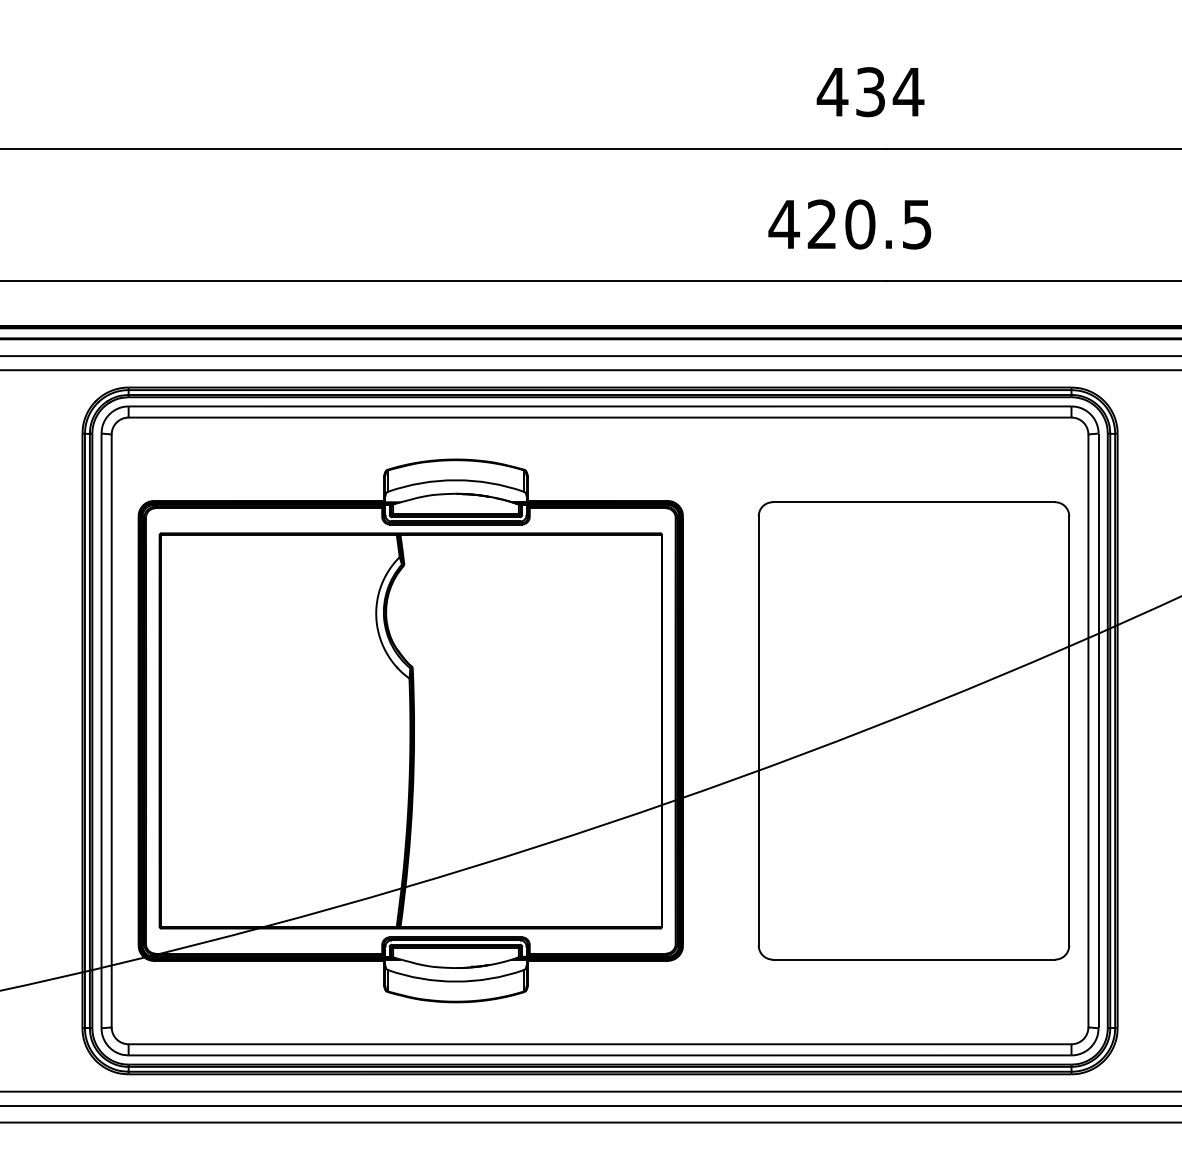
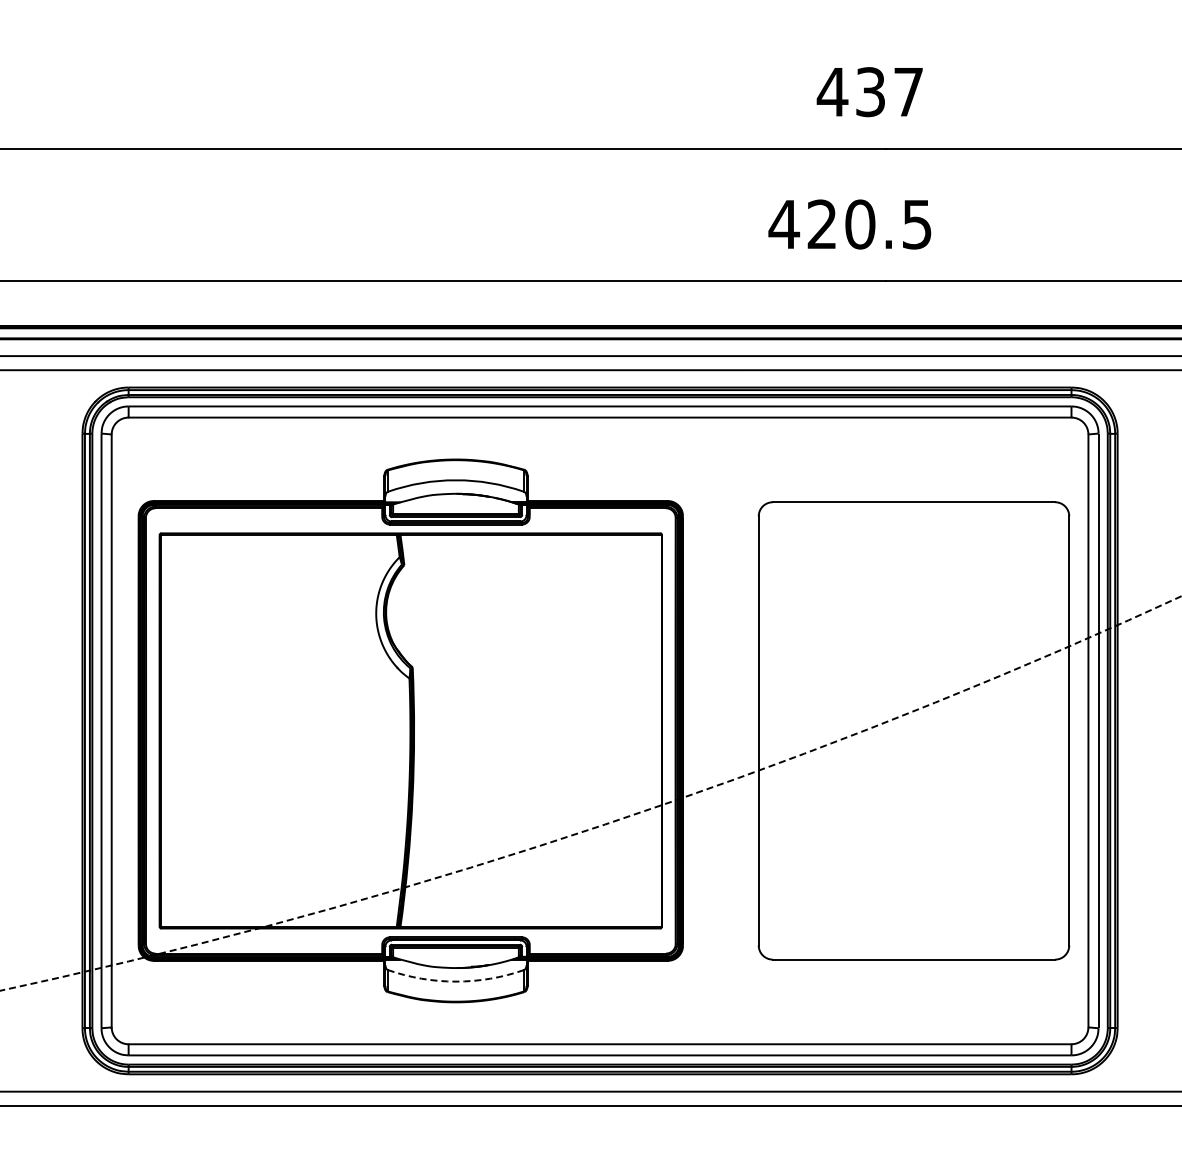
text: 434 -> 437 (908, 92)
line: solid -> dashed (603, 825)
arc: solid -> dashed (455, 981)
line: present -> none (590, 1122)
